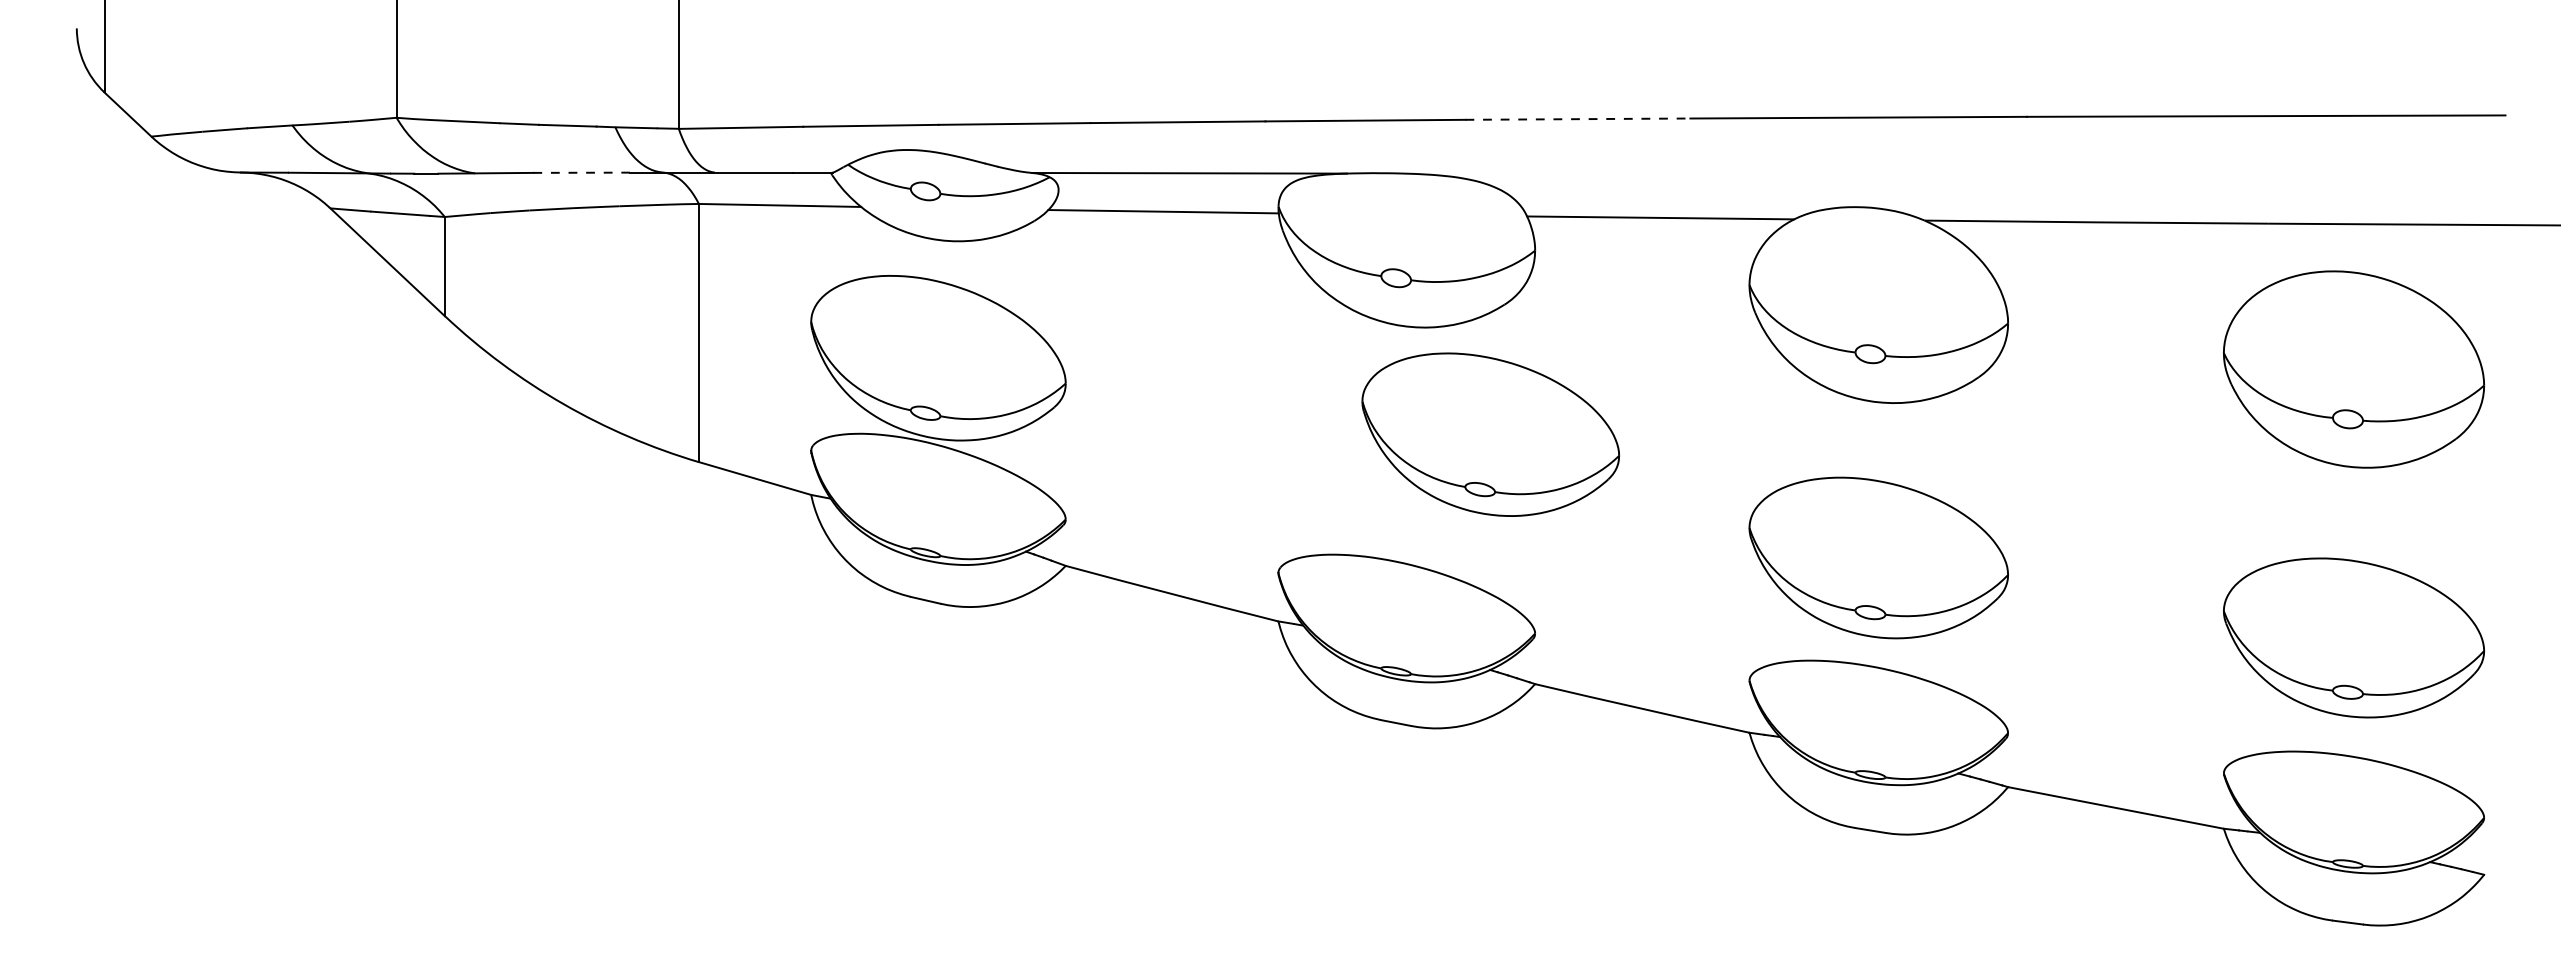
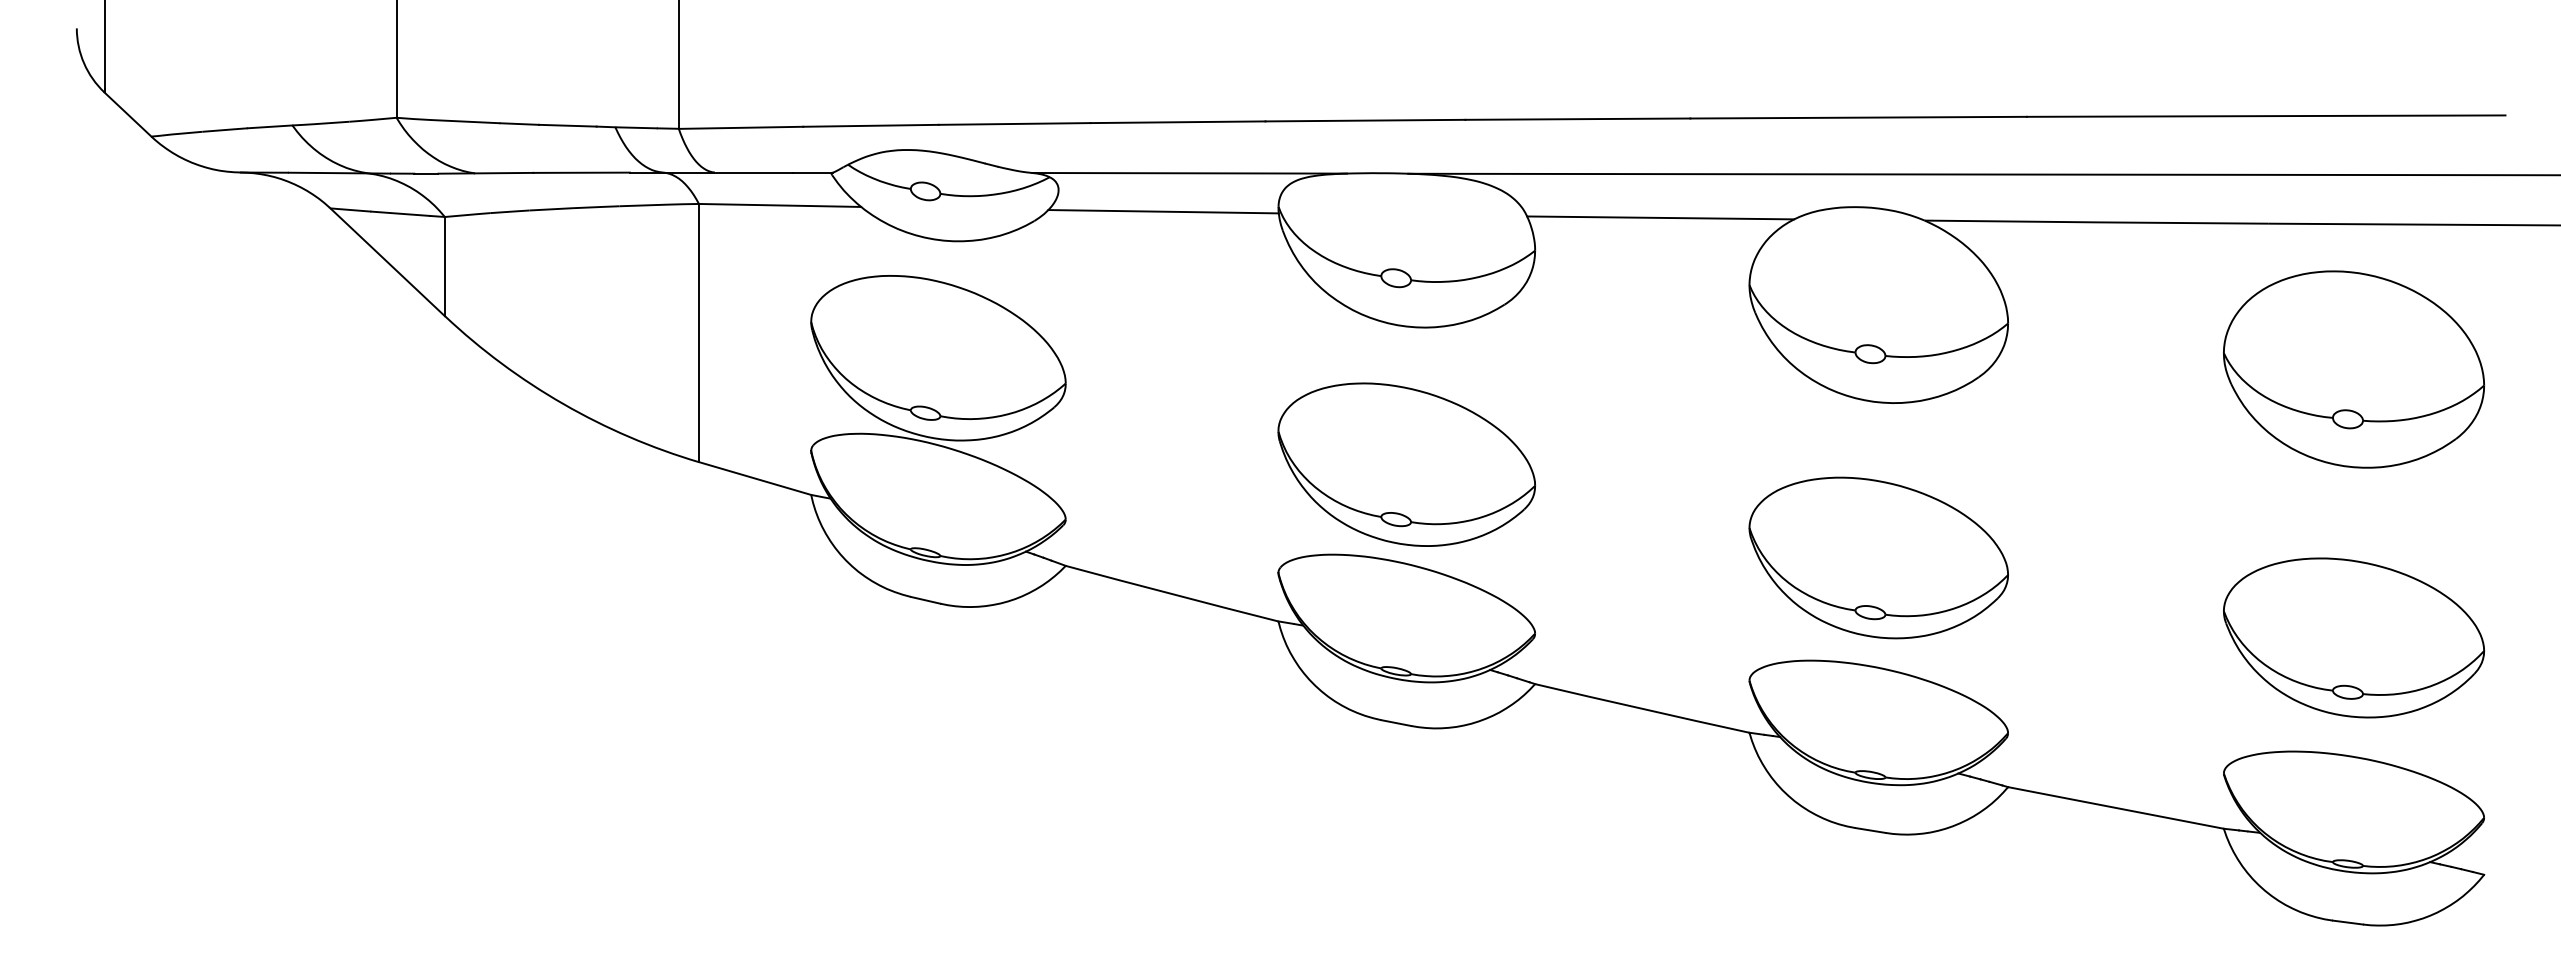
line: dashed -> solid (1578, 119)
line: dashed -> solid (582, 172)
line: none -> present (1982, 174)
part position: (1490, 434) -> (1406, 464) (1406, 464)
